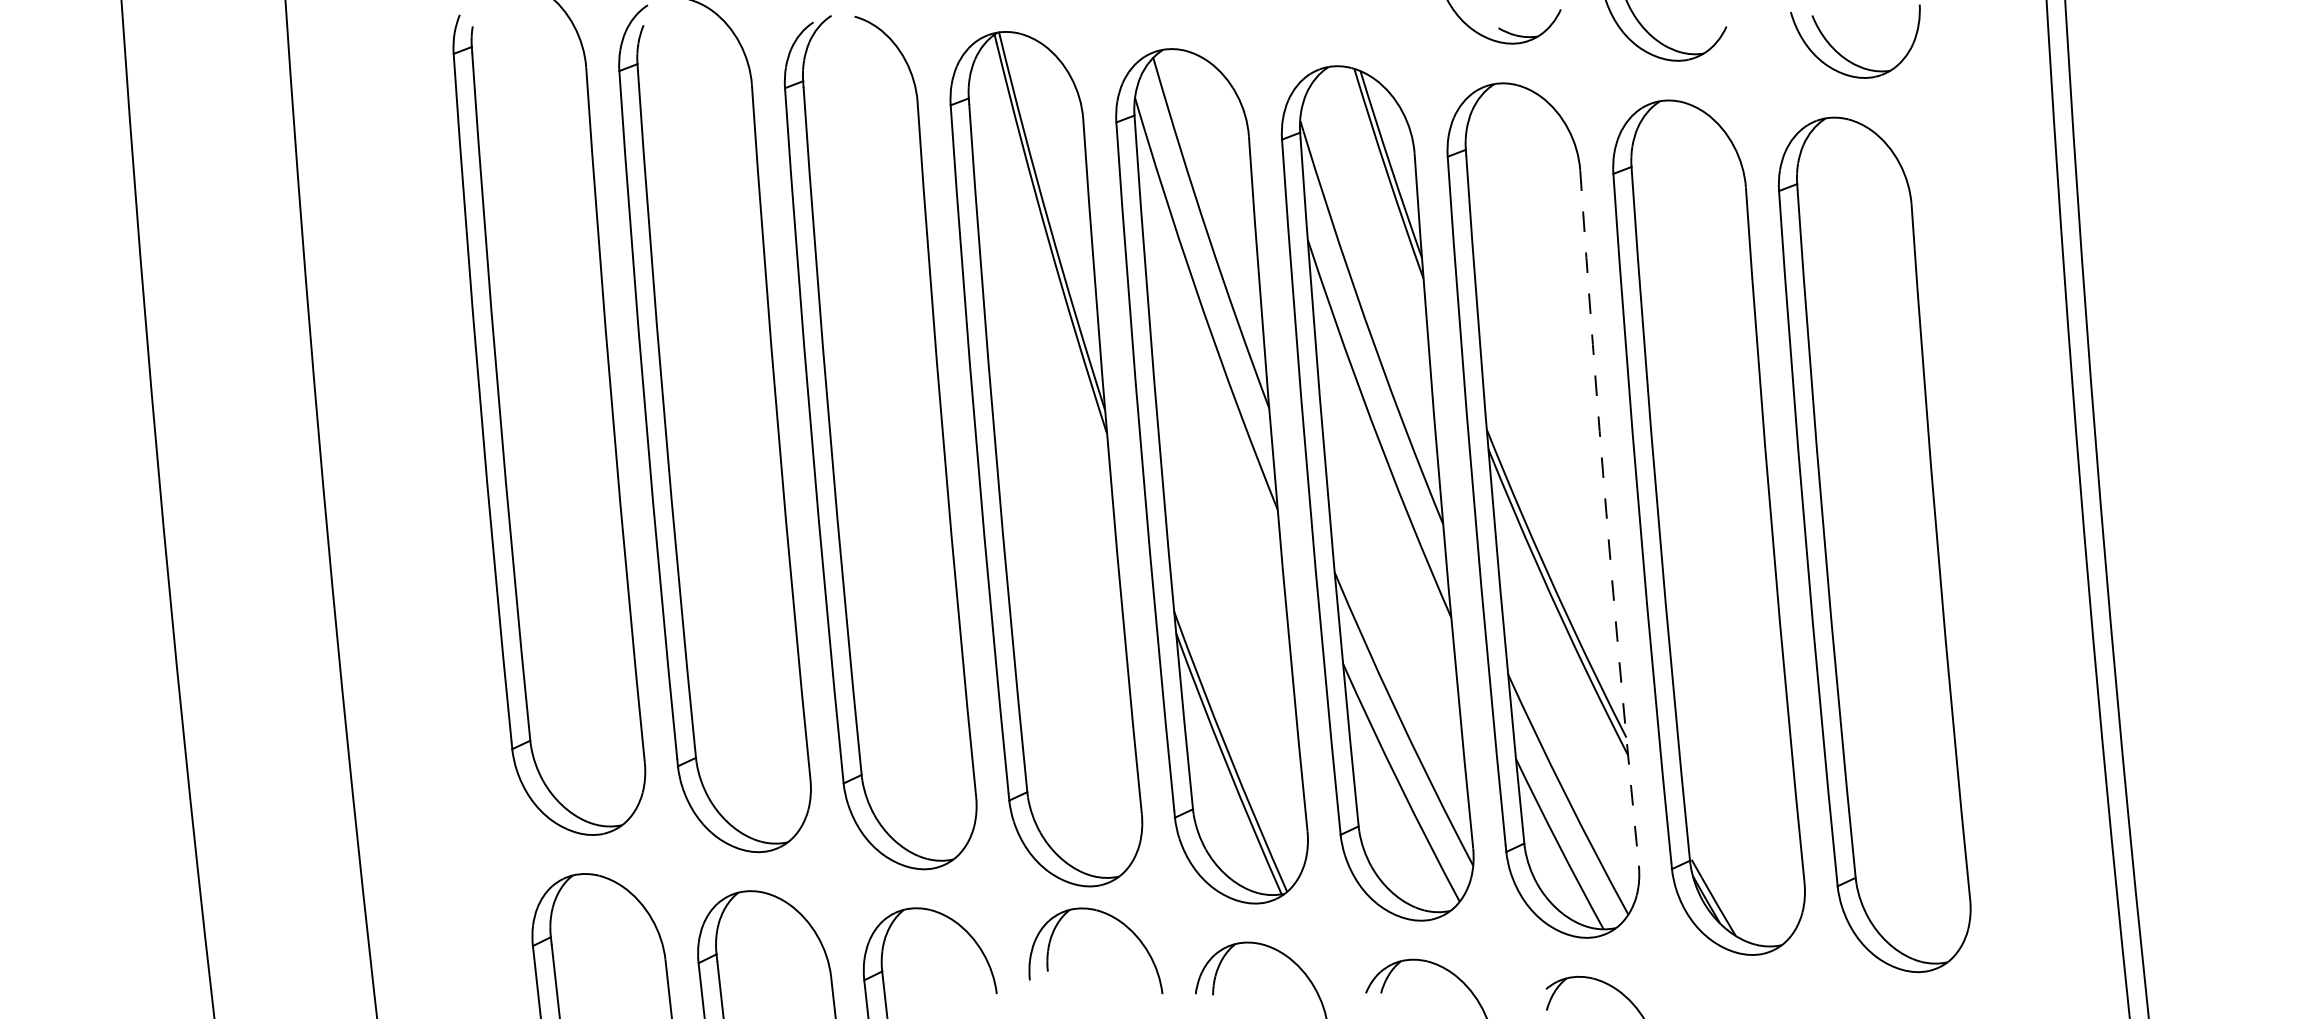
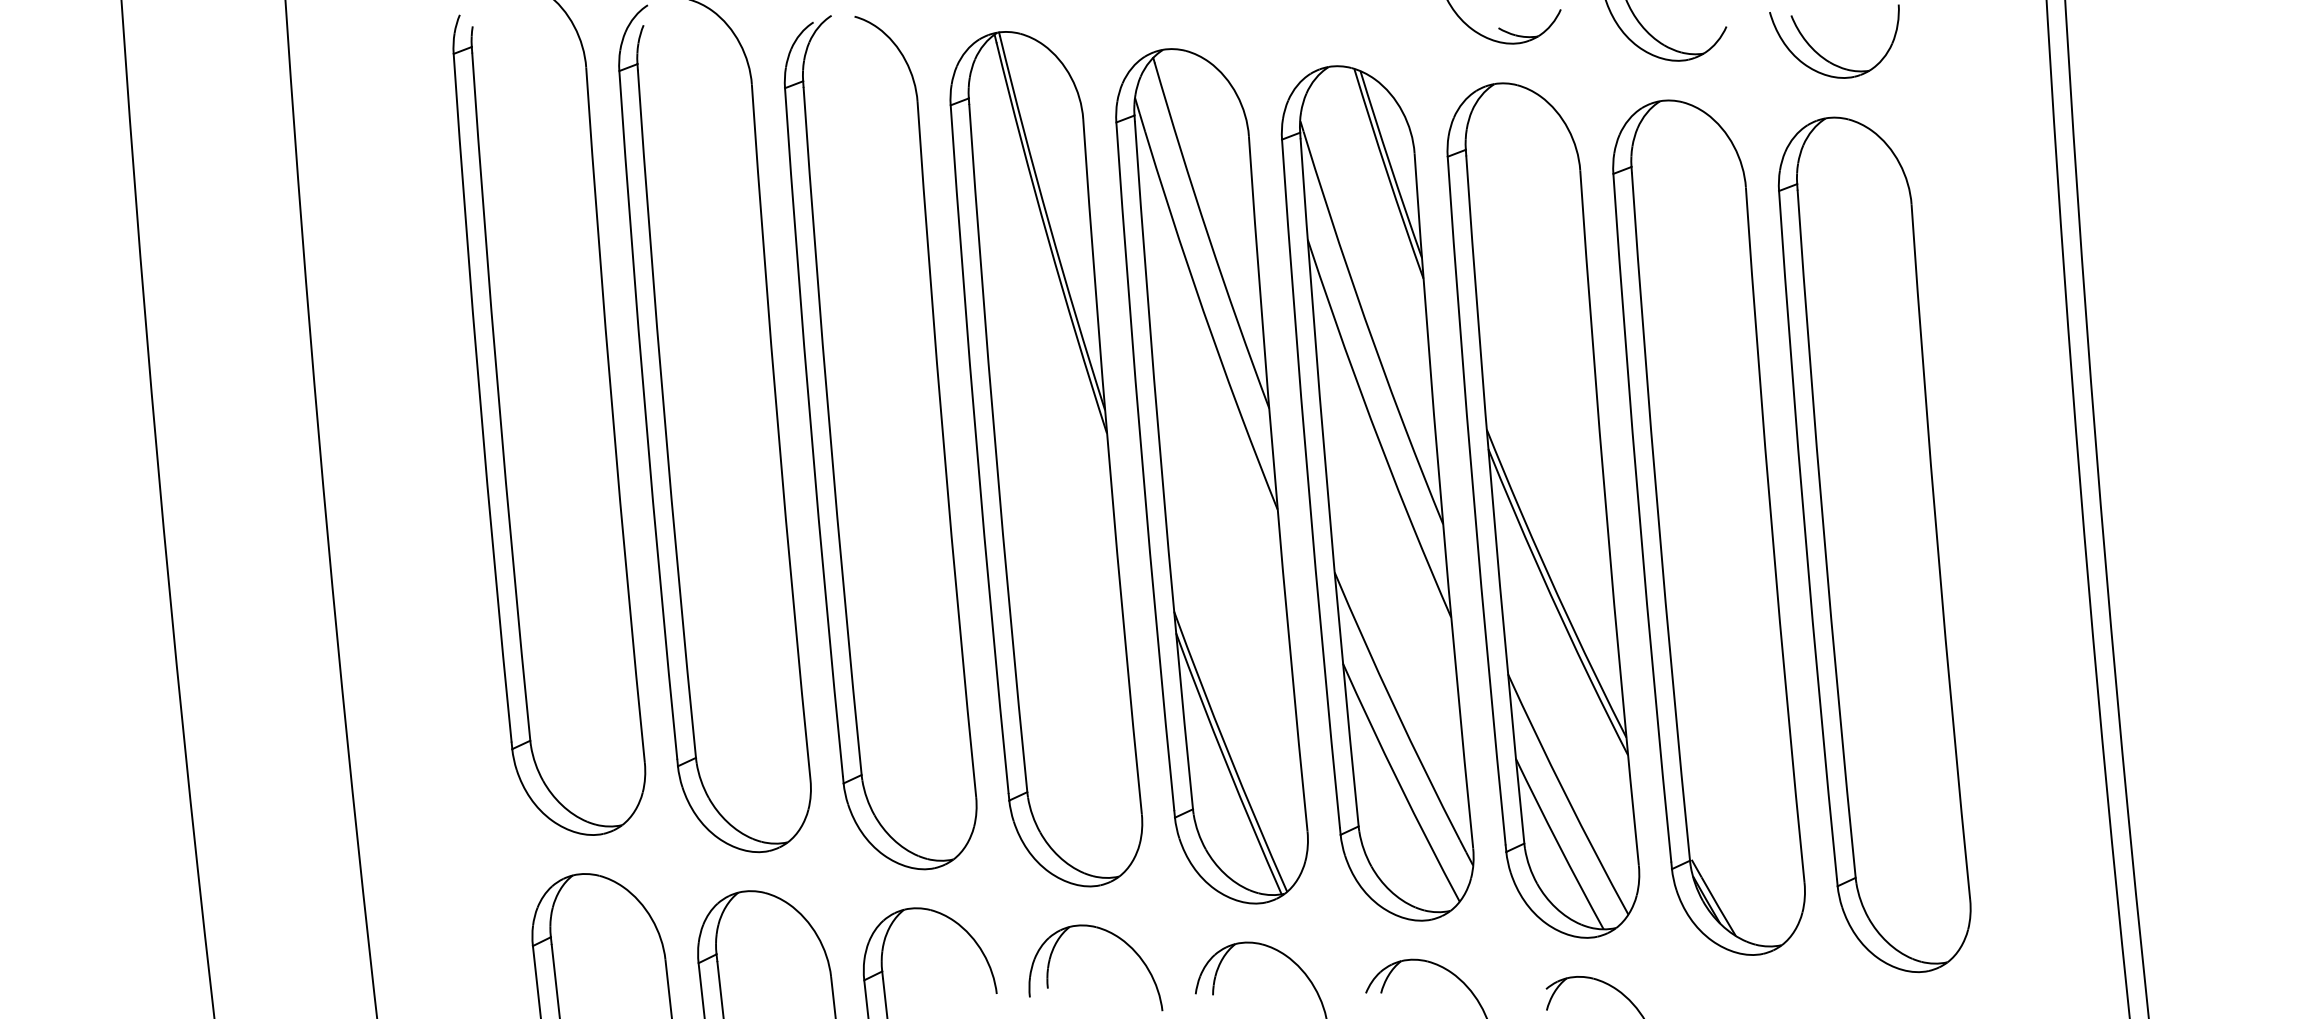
part position: (1845, 57) -> (1824, 57) (1824, 57)
arc: dashed -> solid (1606, 518)
part position: (1116, 920) -> (1116, 937) (1116, 937)
